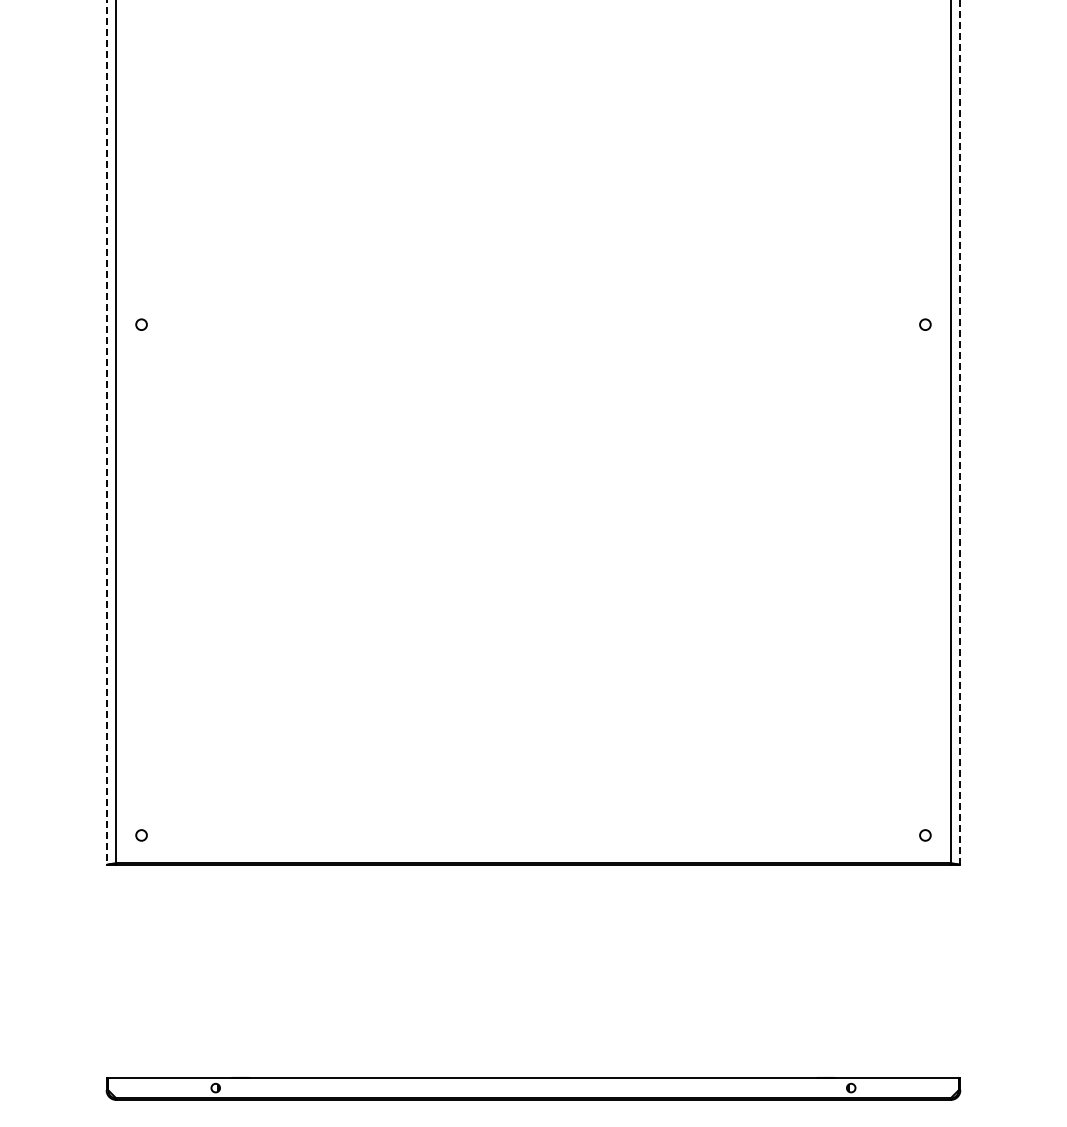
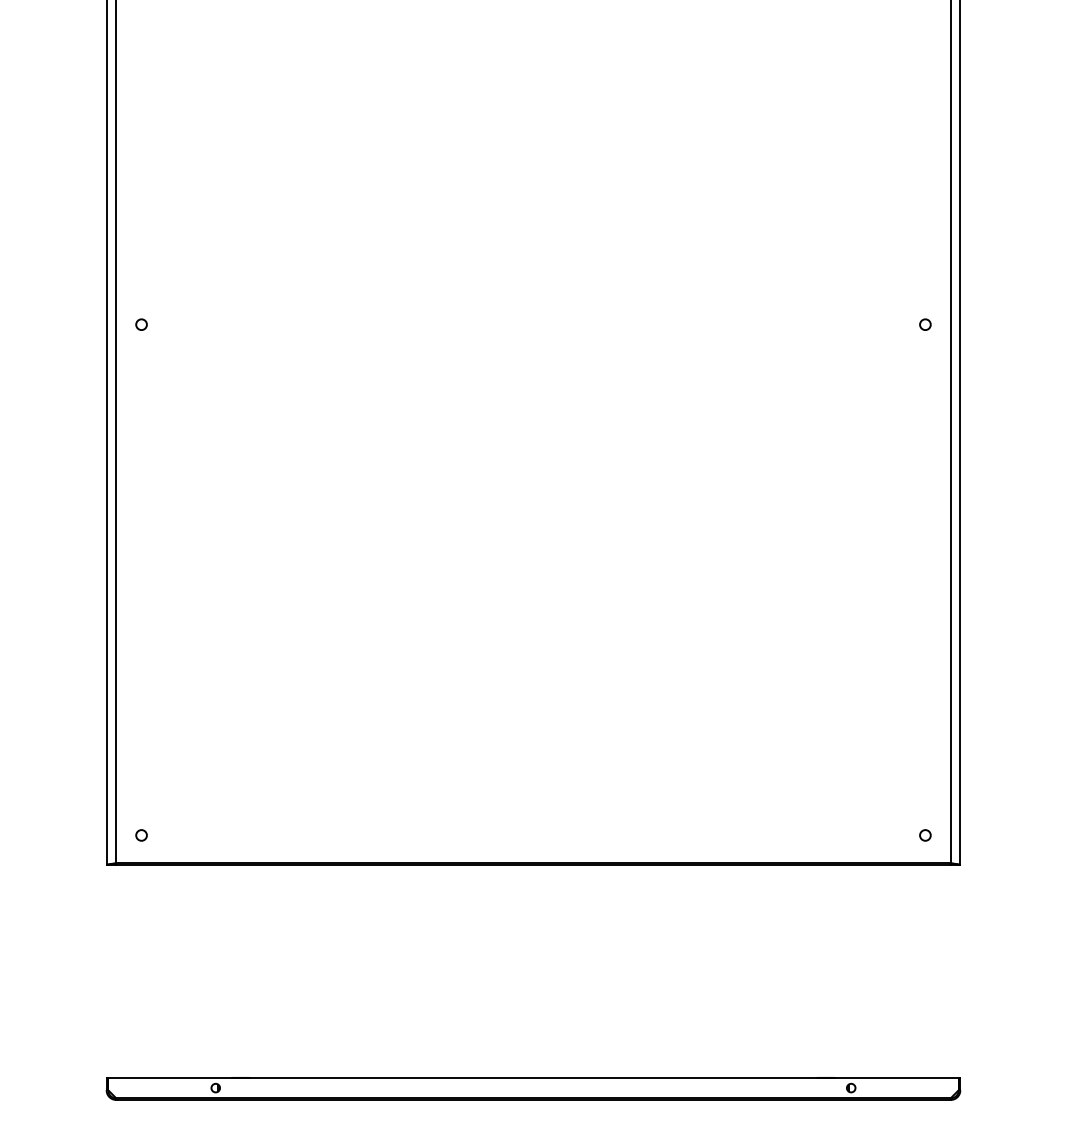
line: dashed -> solid (960, 432)
line: dashed -> solid (106, 433)
